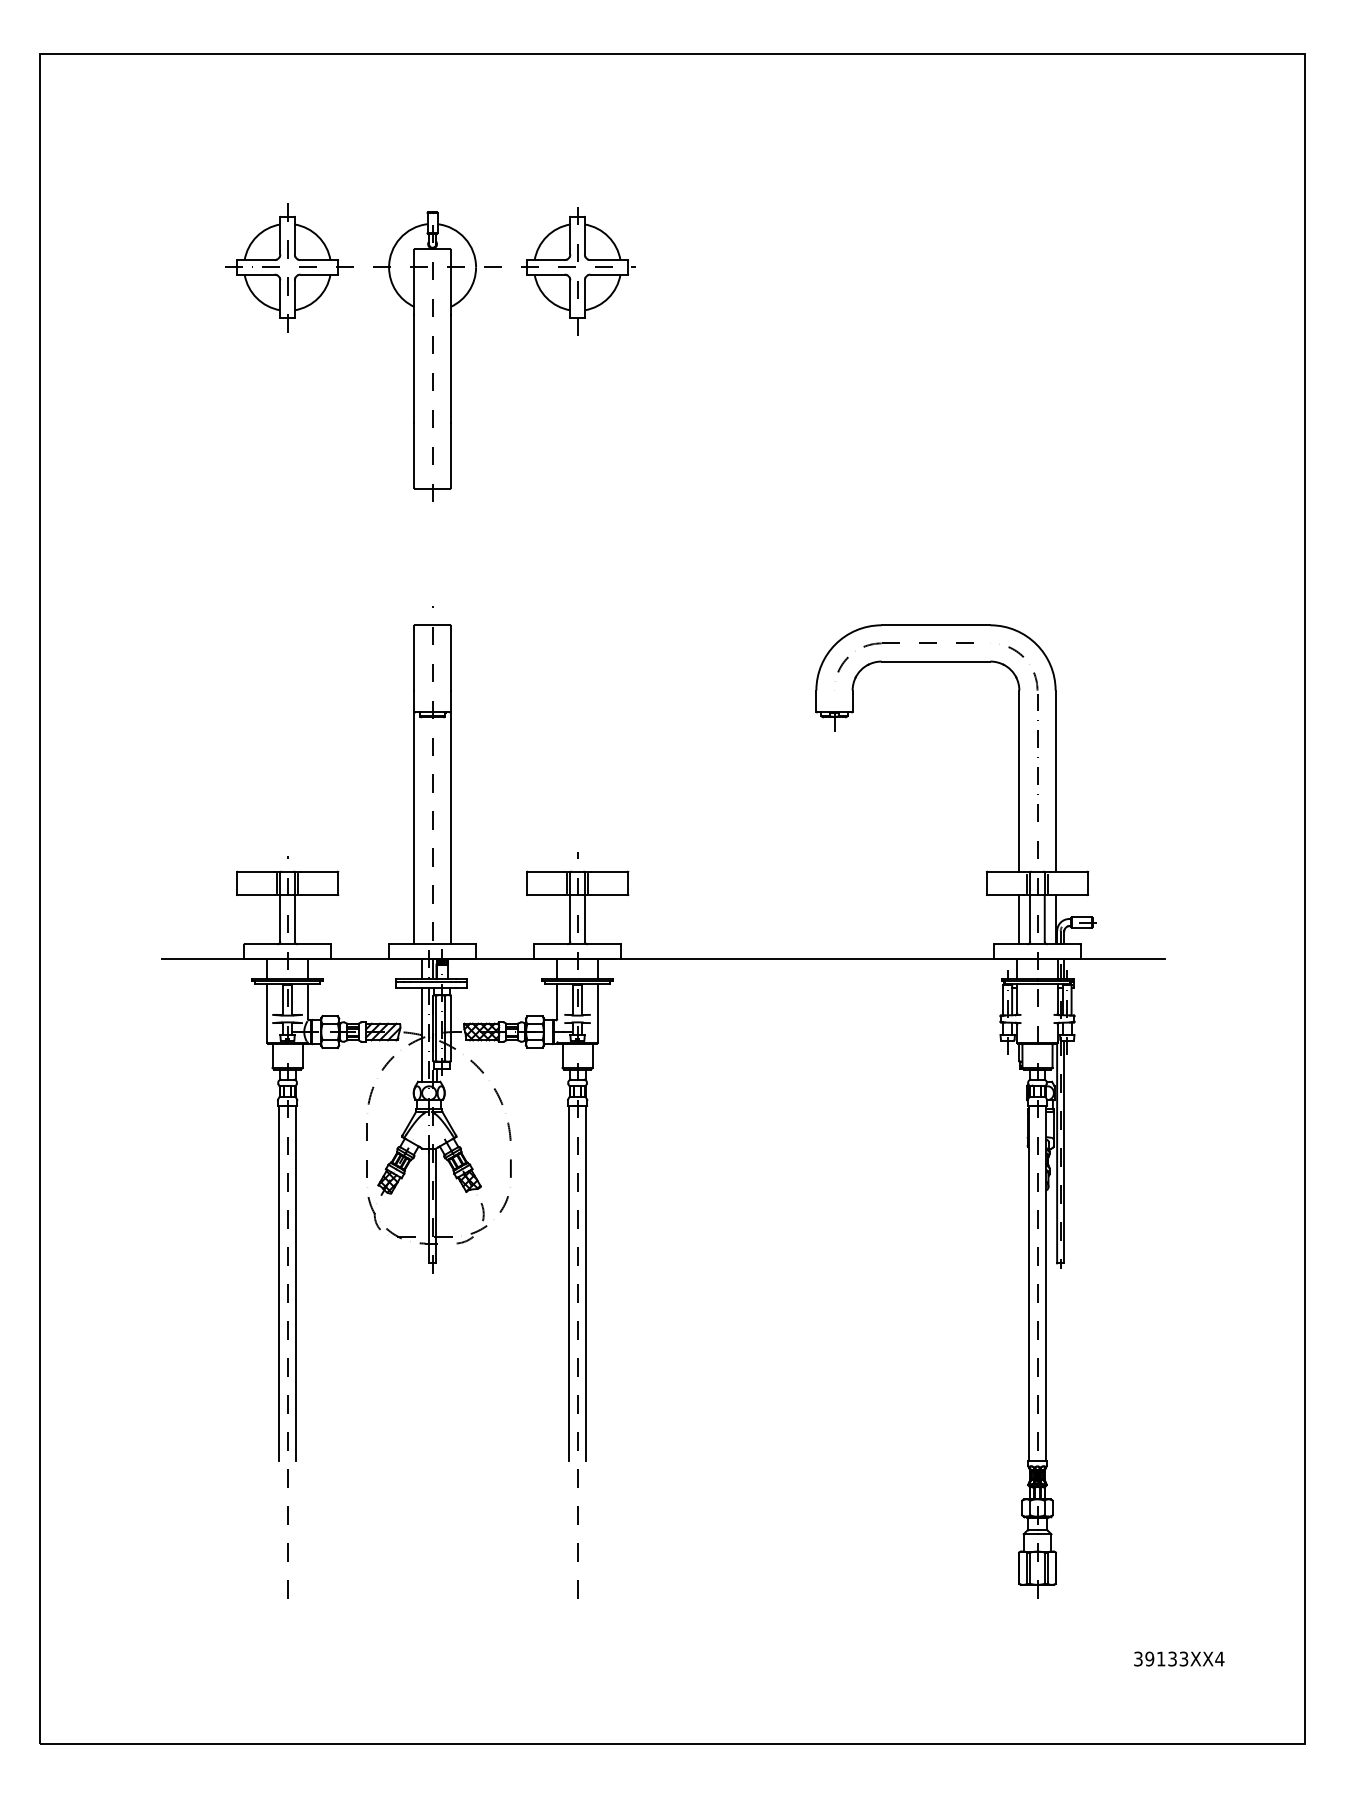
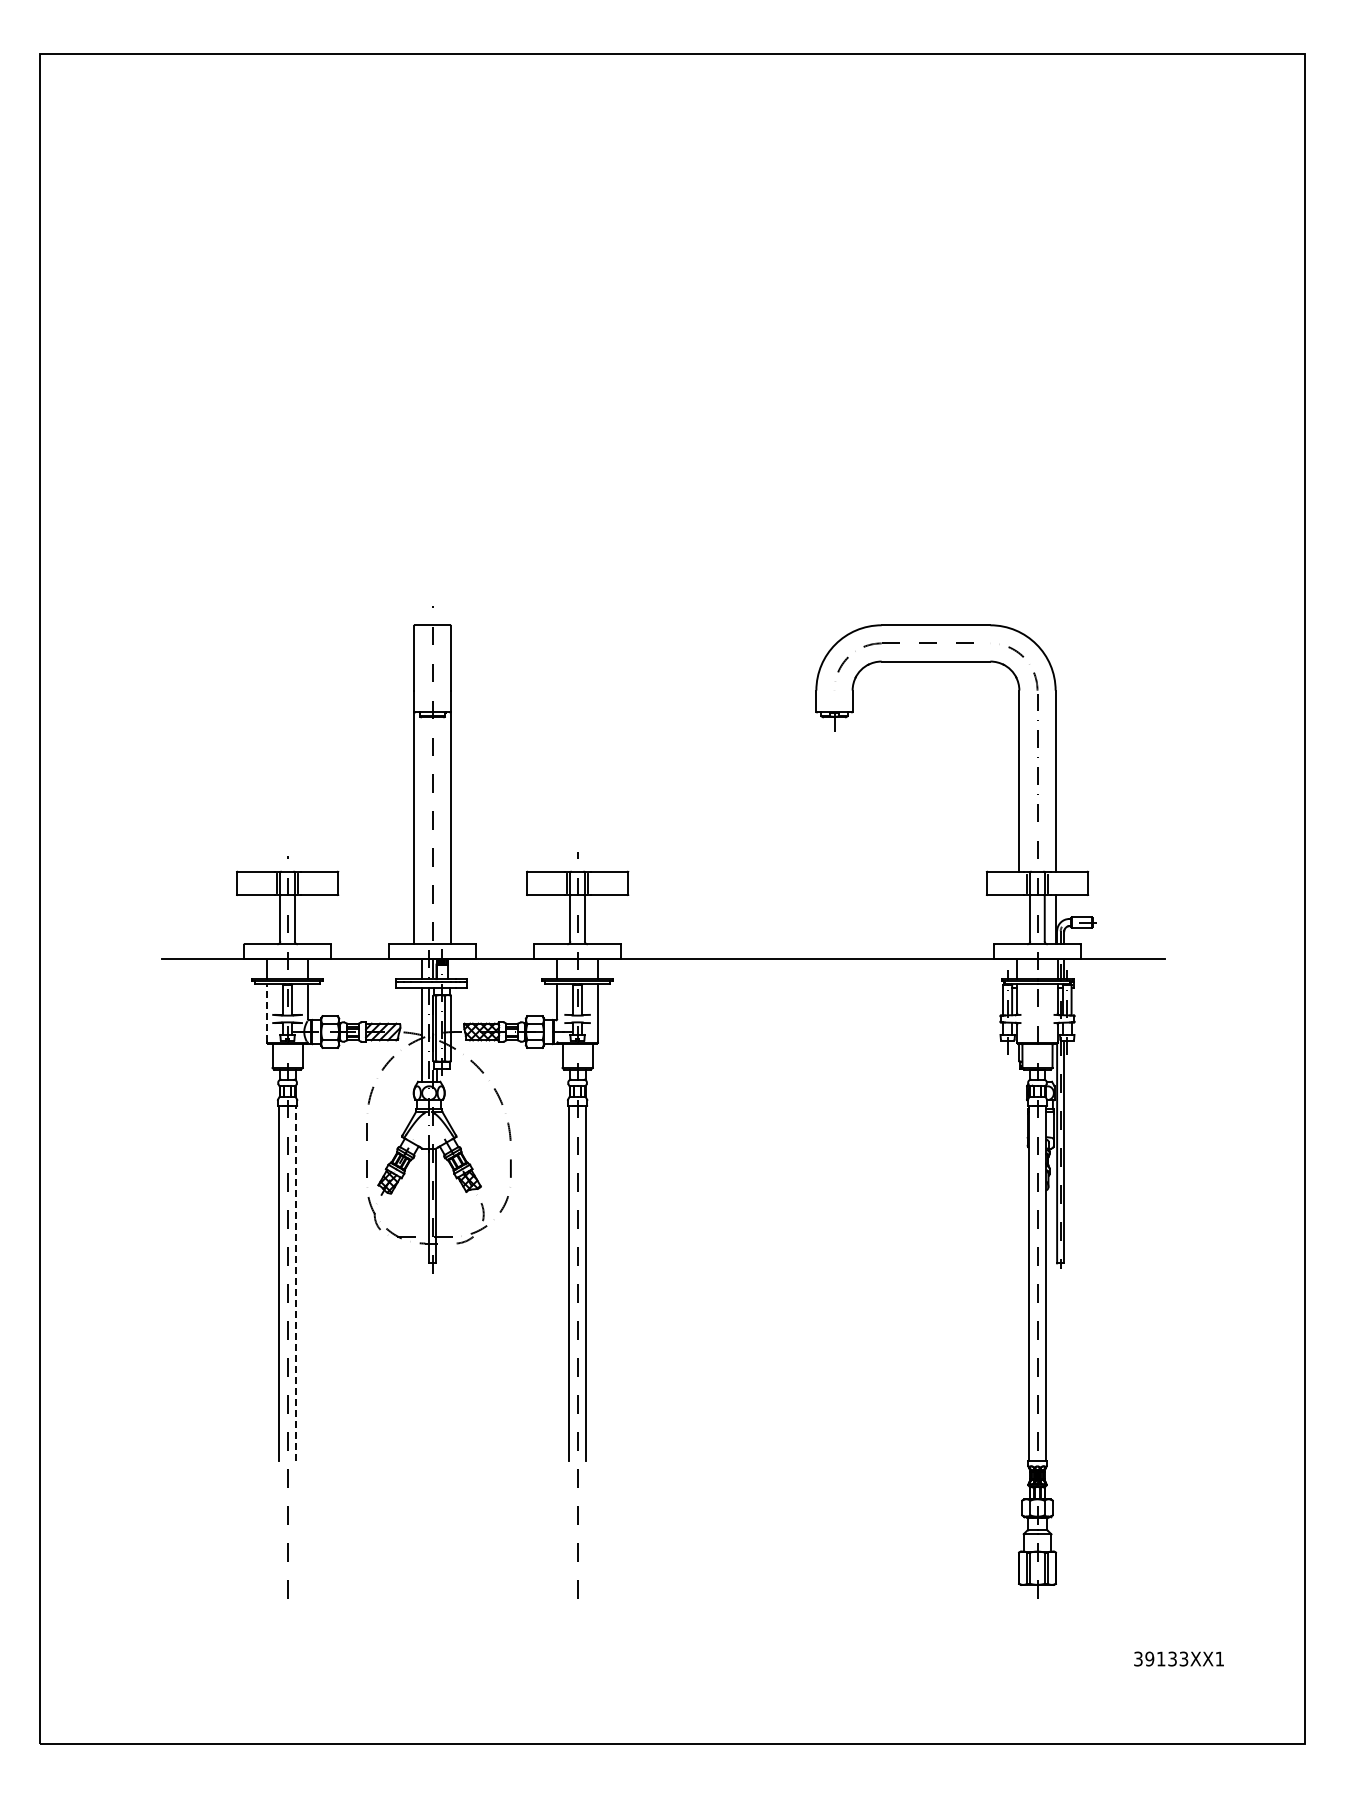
part: present -> none (430, 352)
line: present -> none (1019, 919)
line: solid -> dashed (267, 1012)
line: solid -> dashed (296, 1283)
text: 39133XX4 -> 39133XX1 (1219, 1658)
